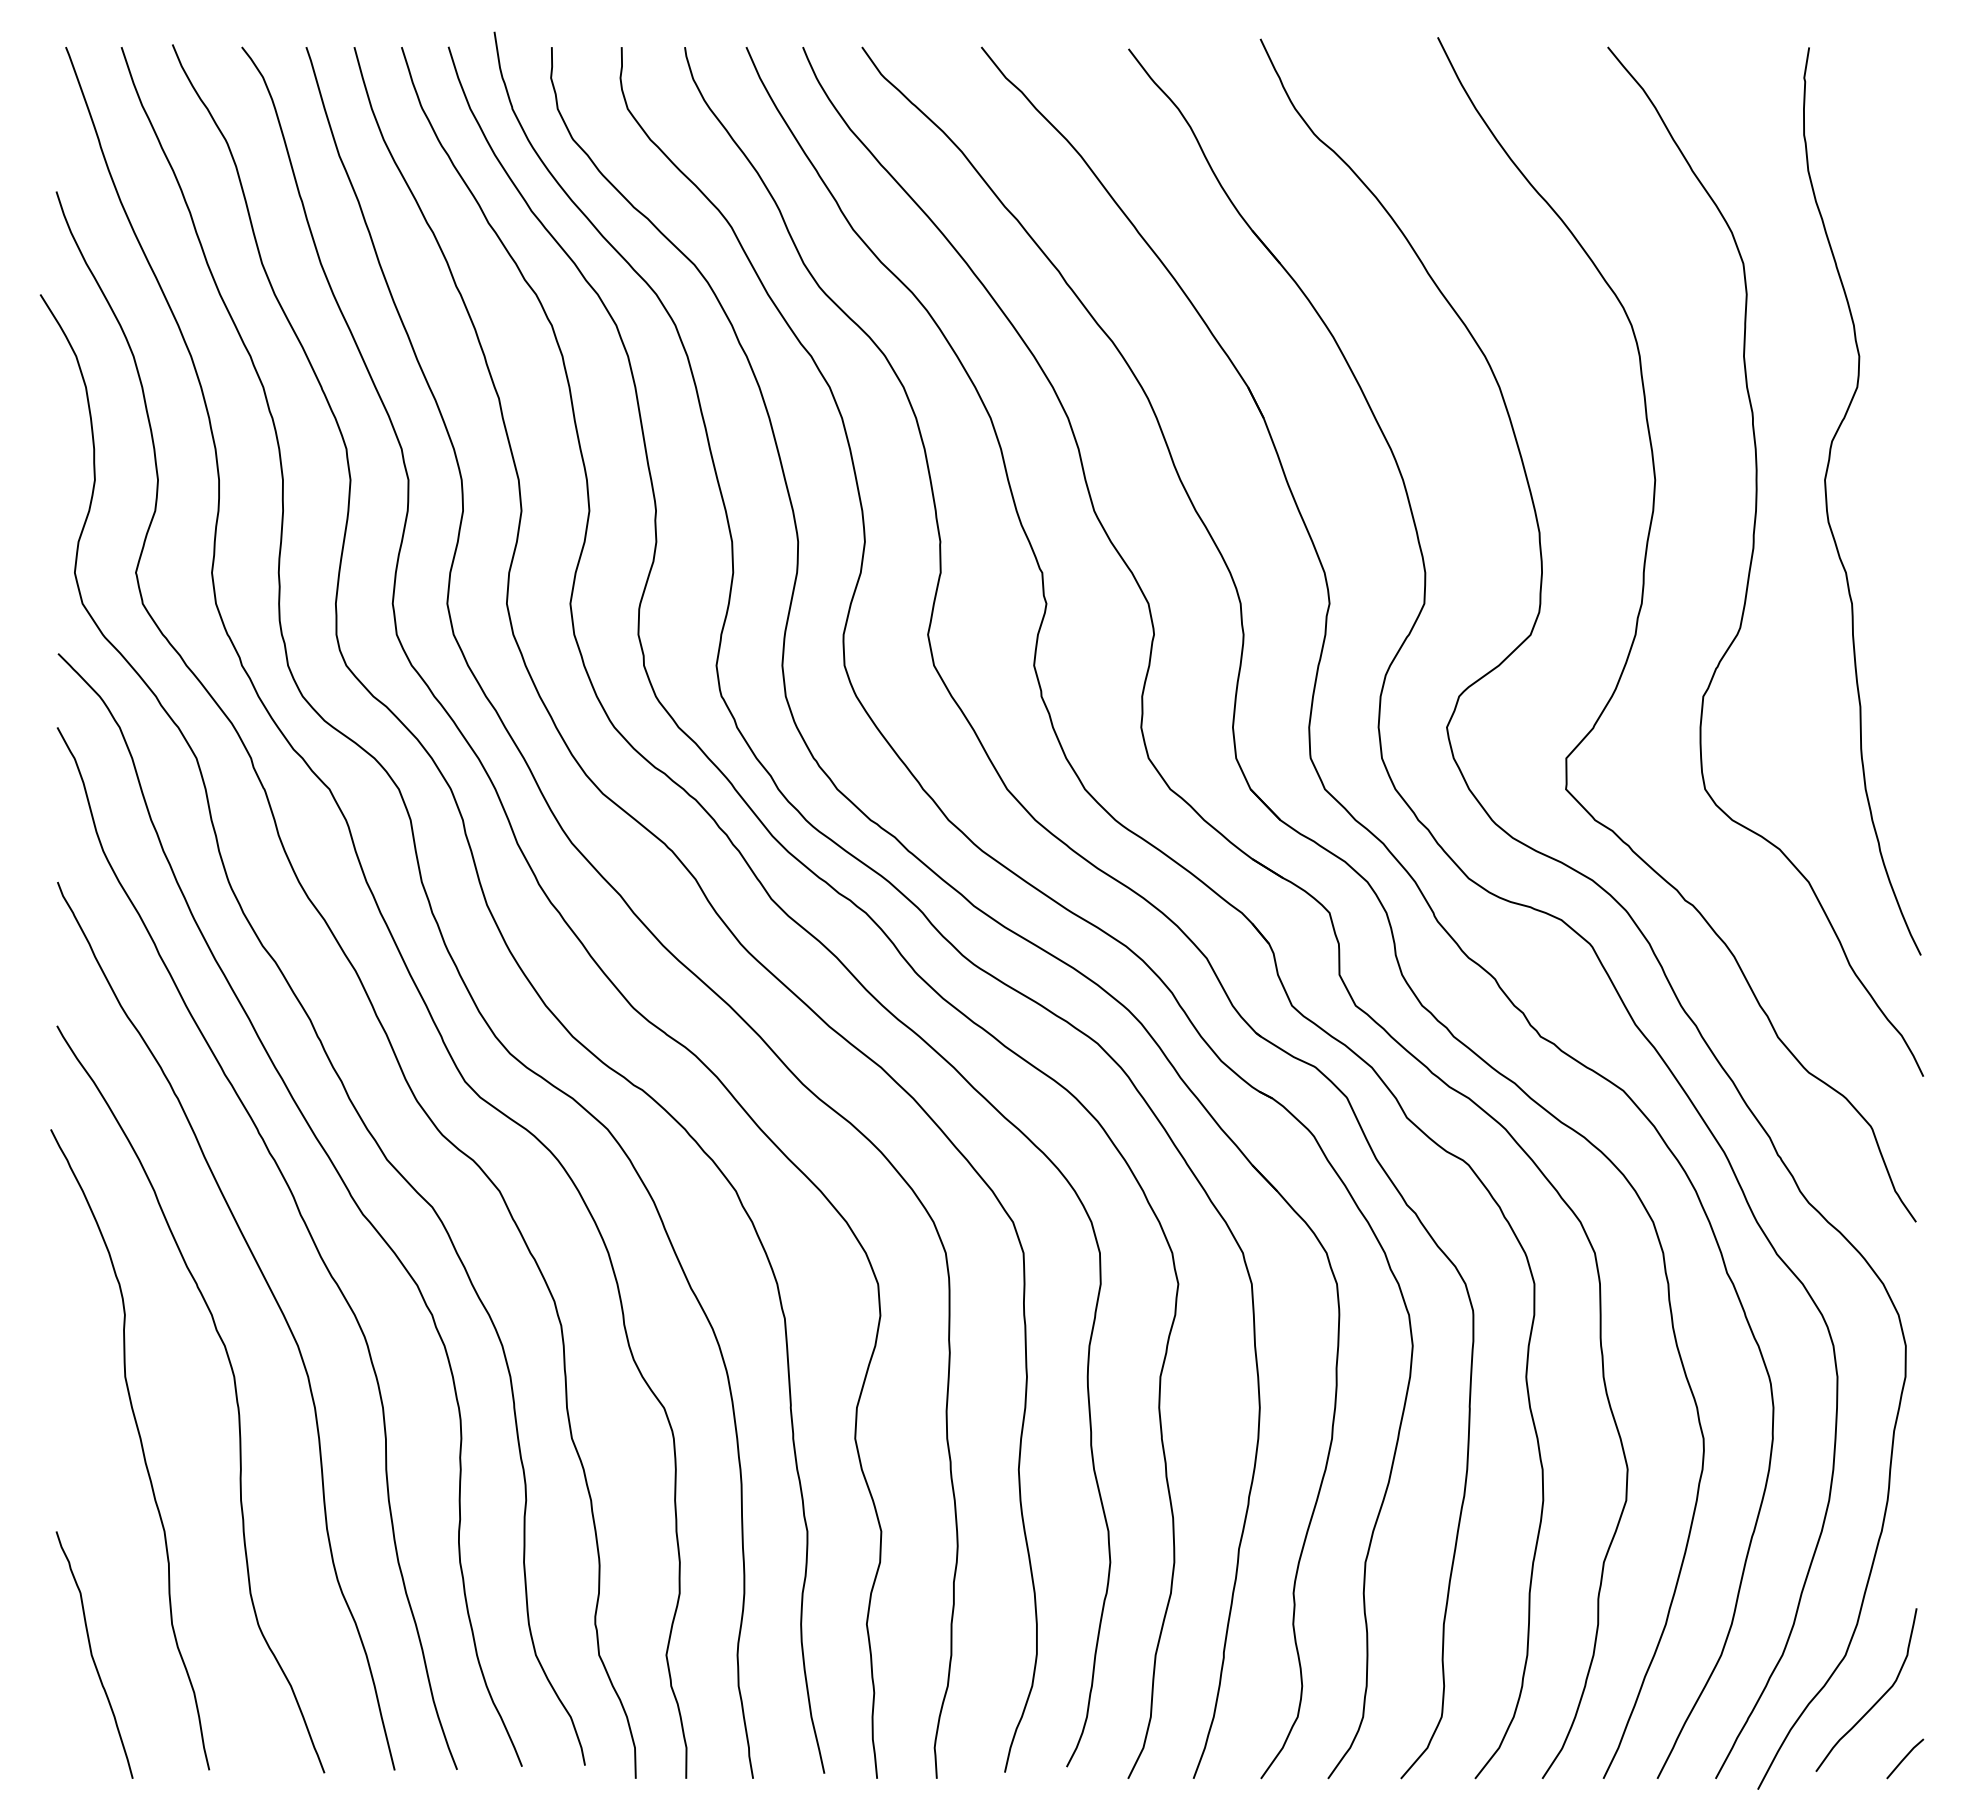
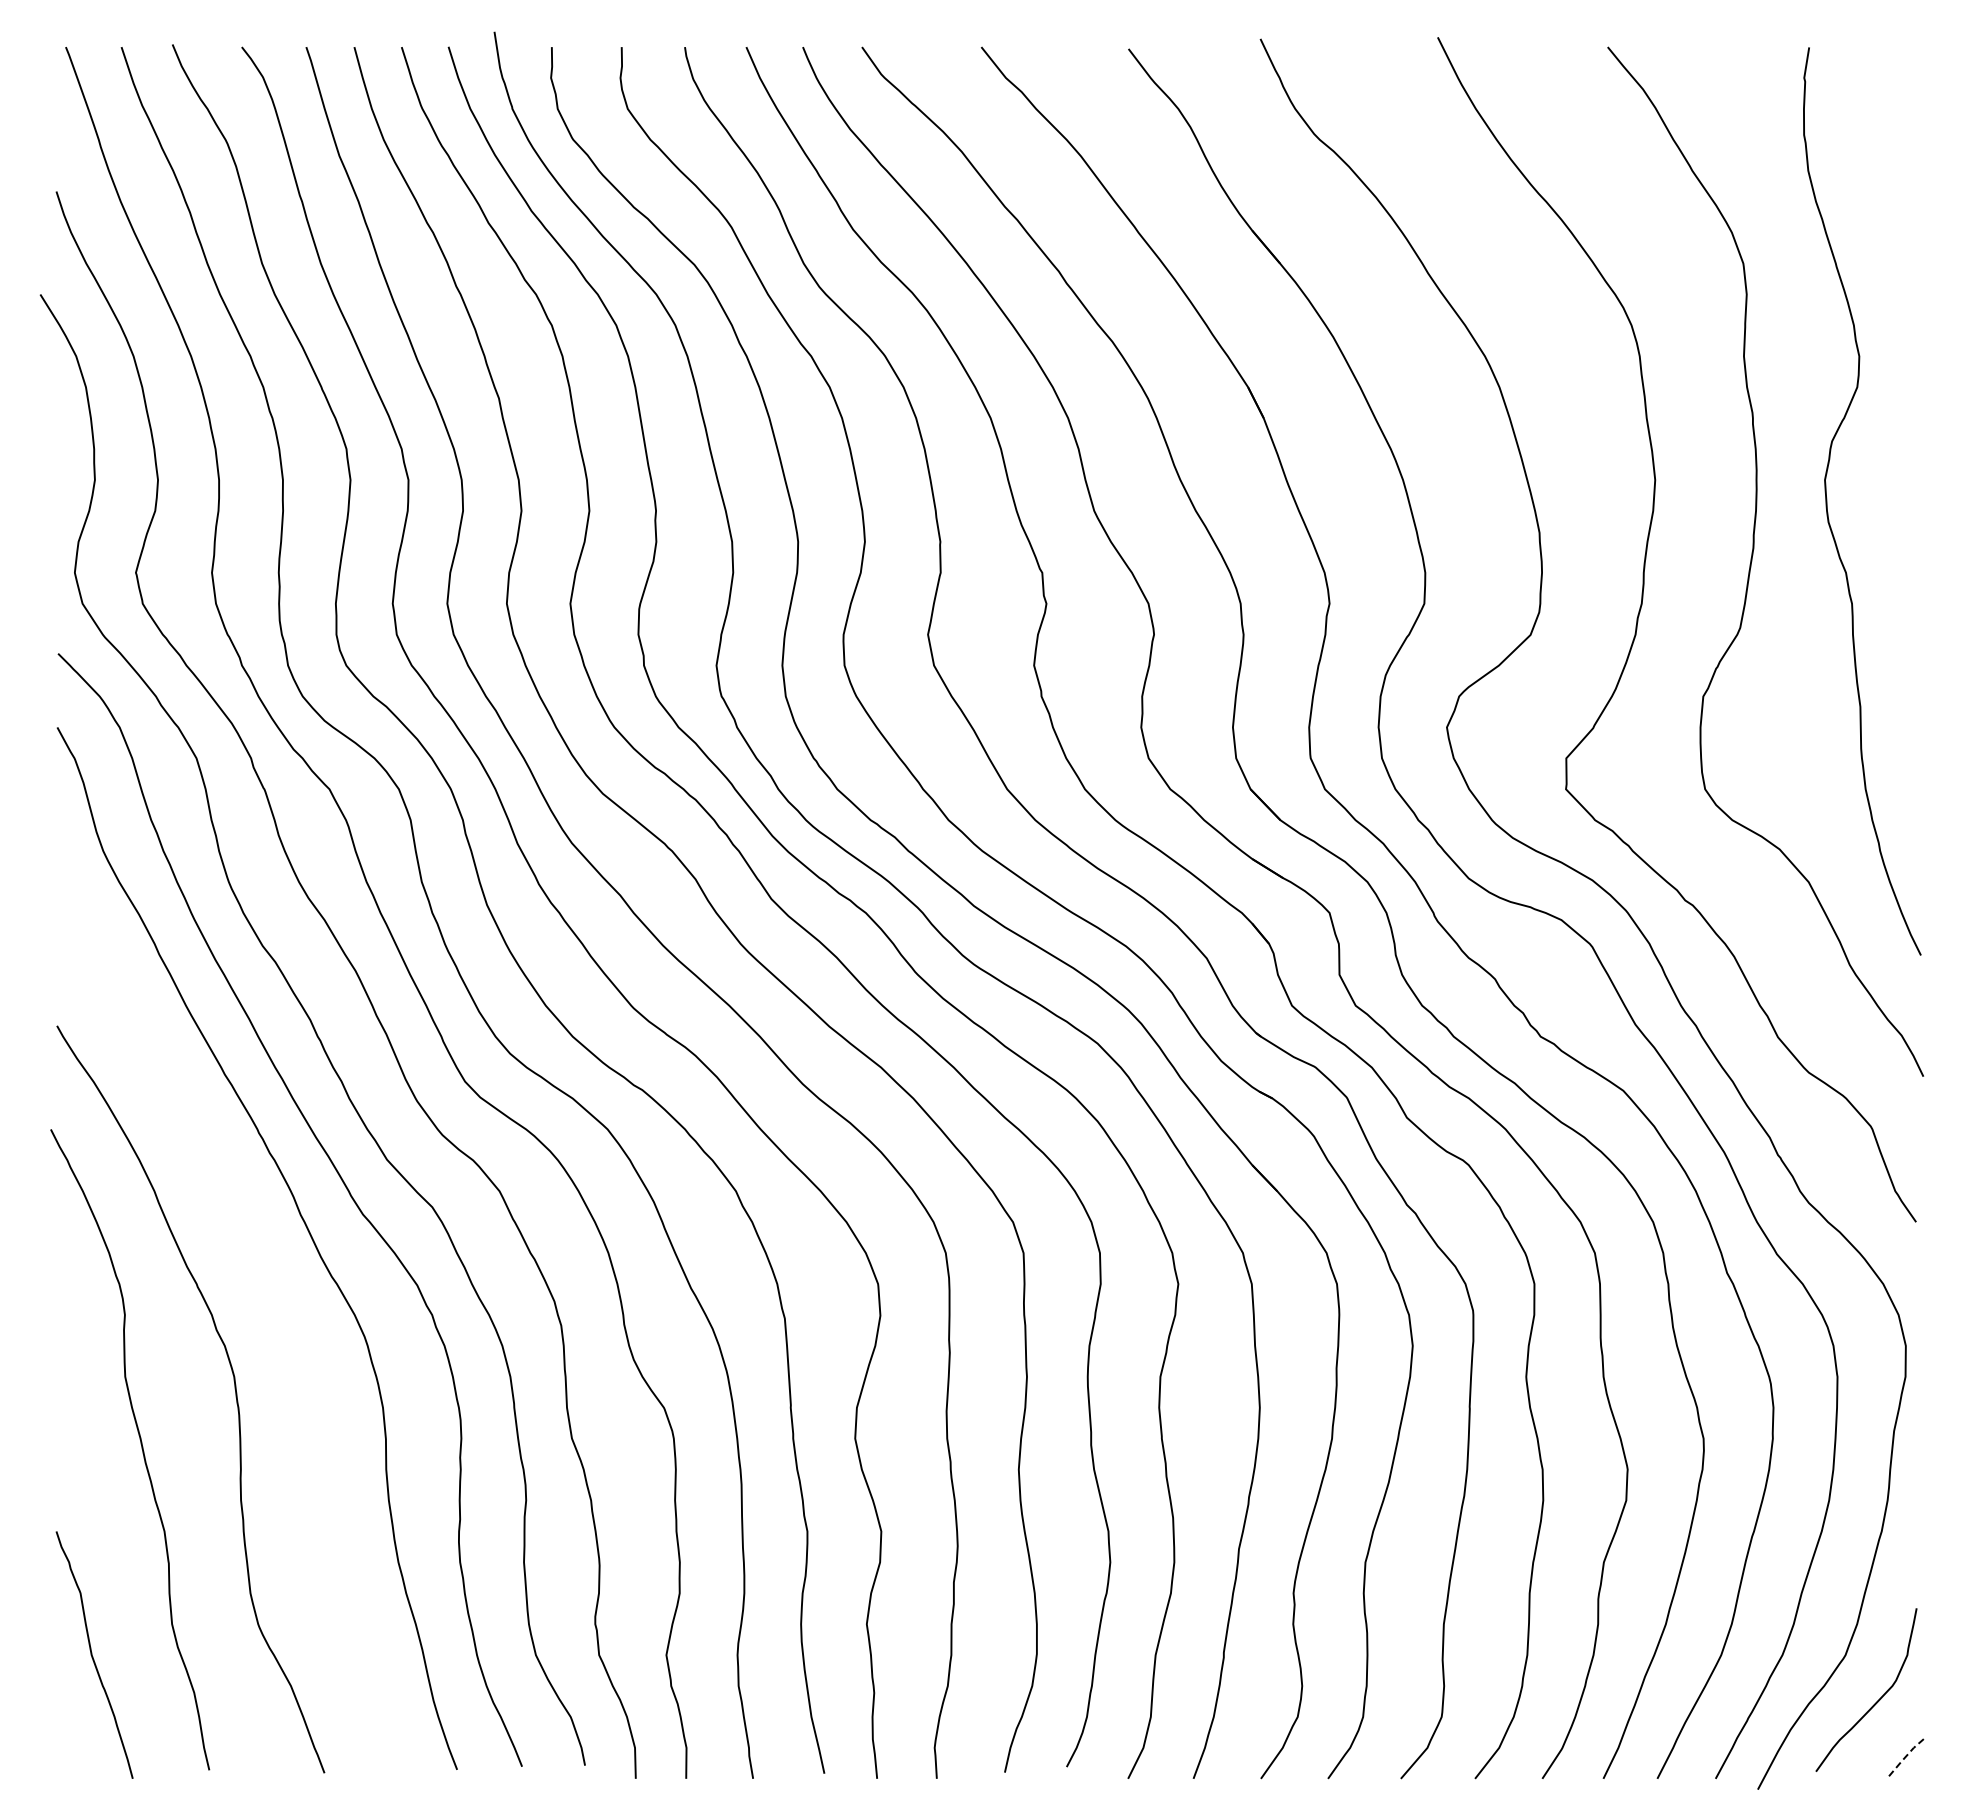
curve: present -> none (275, 1301)
line: solid -> dashed (1904, 1757)
